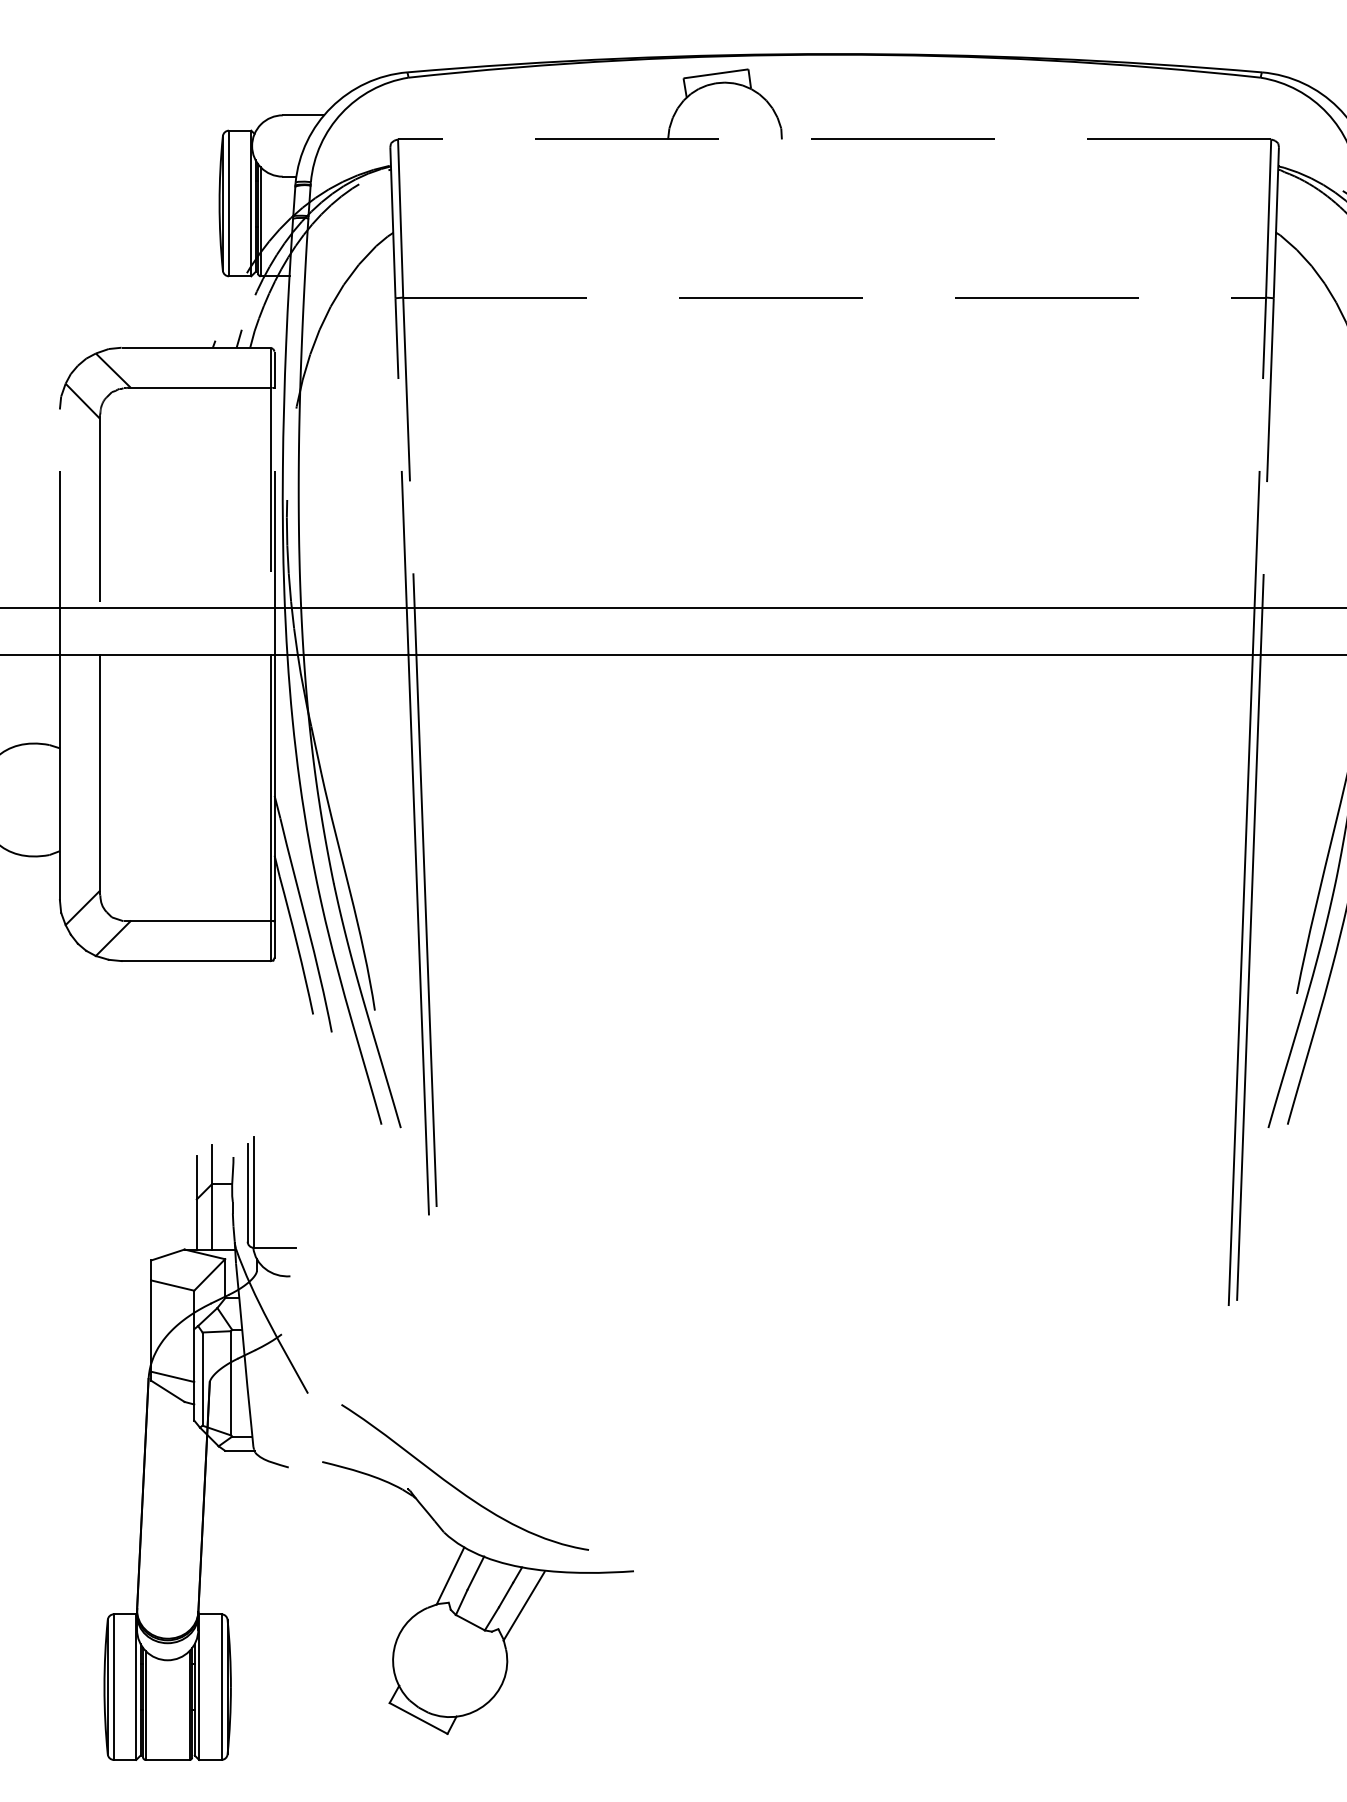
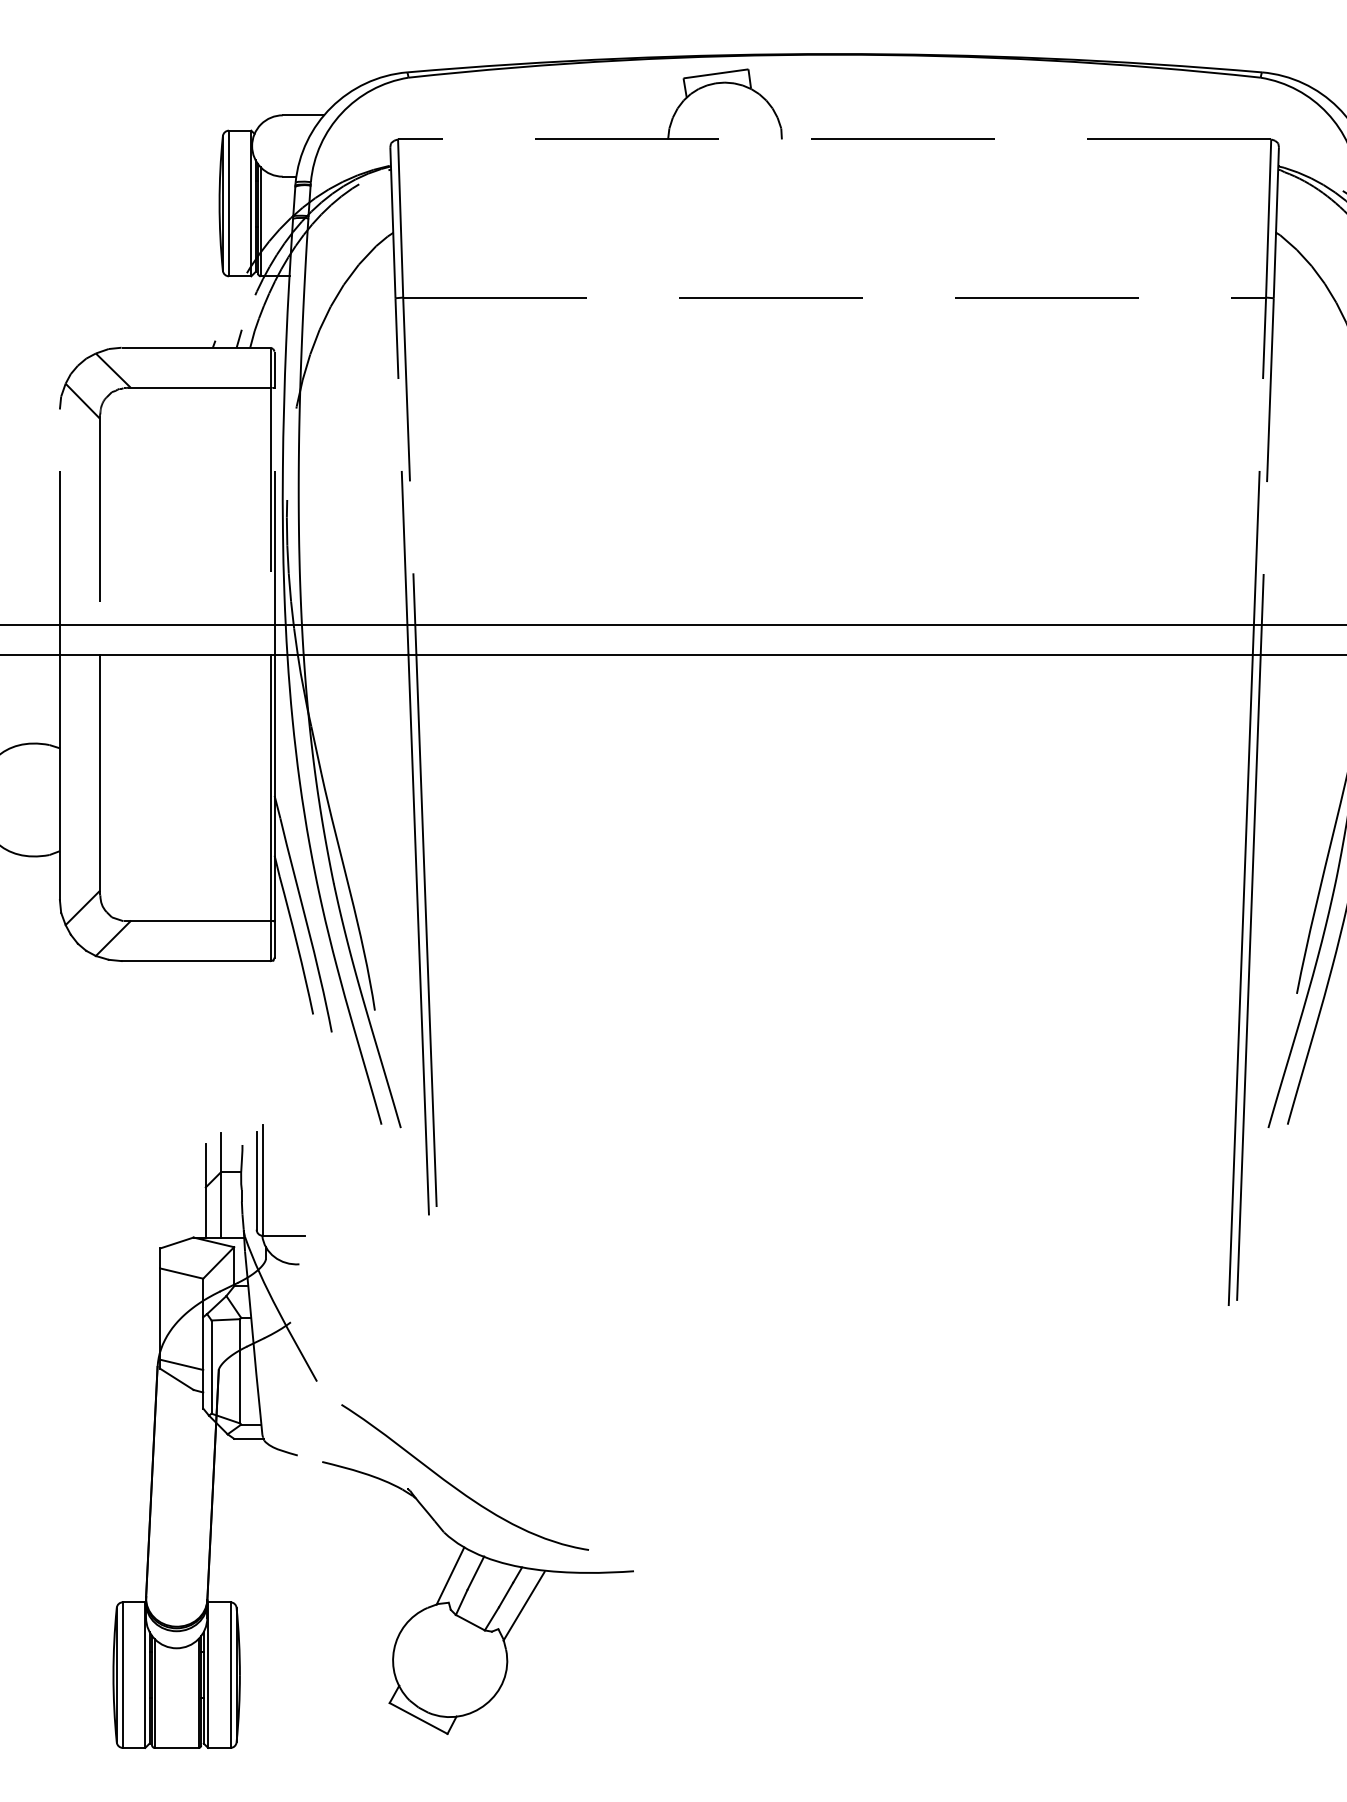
line position: (672, 608) -> (672, 625) (672, 625)
part position: (205, 1448) -> (214, 1436) (214, 1436)
